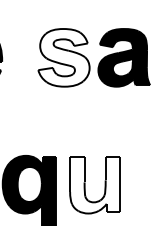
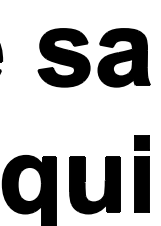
fill: none -> present (63, 57)
part: none -> present (141, 173)
fill: none -> present (95, 185)
